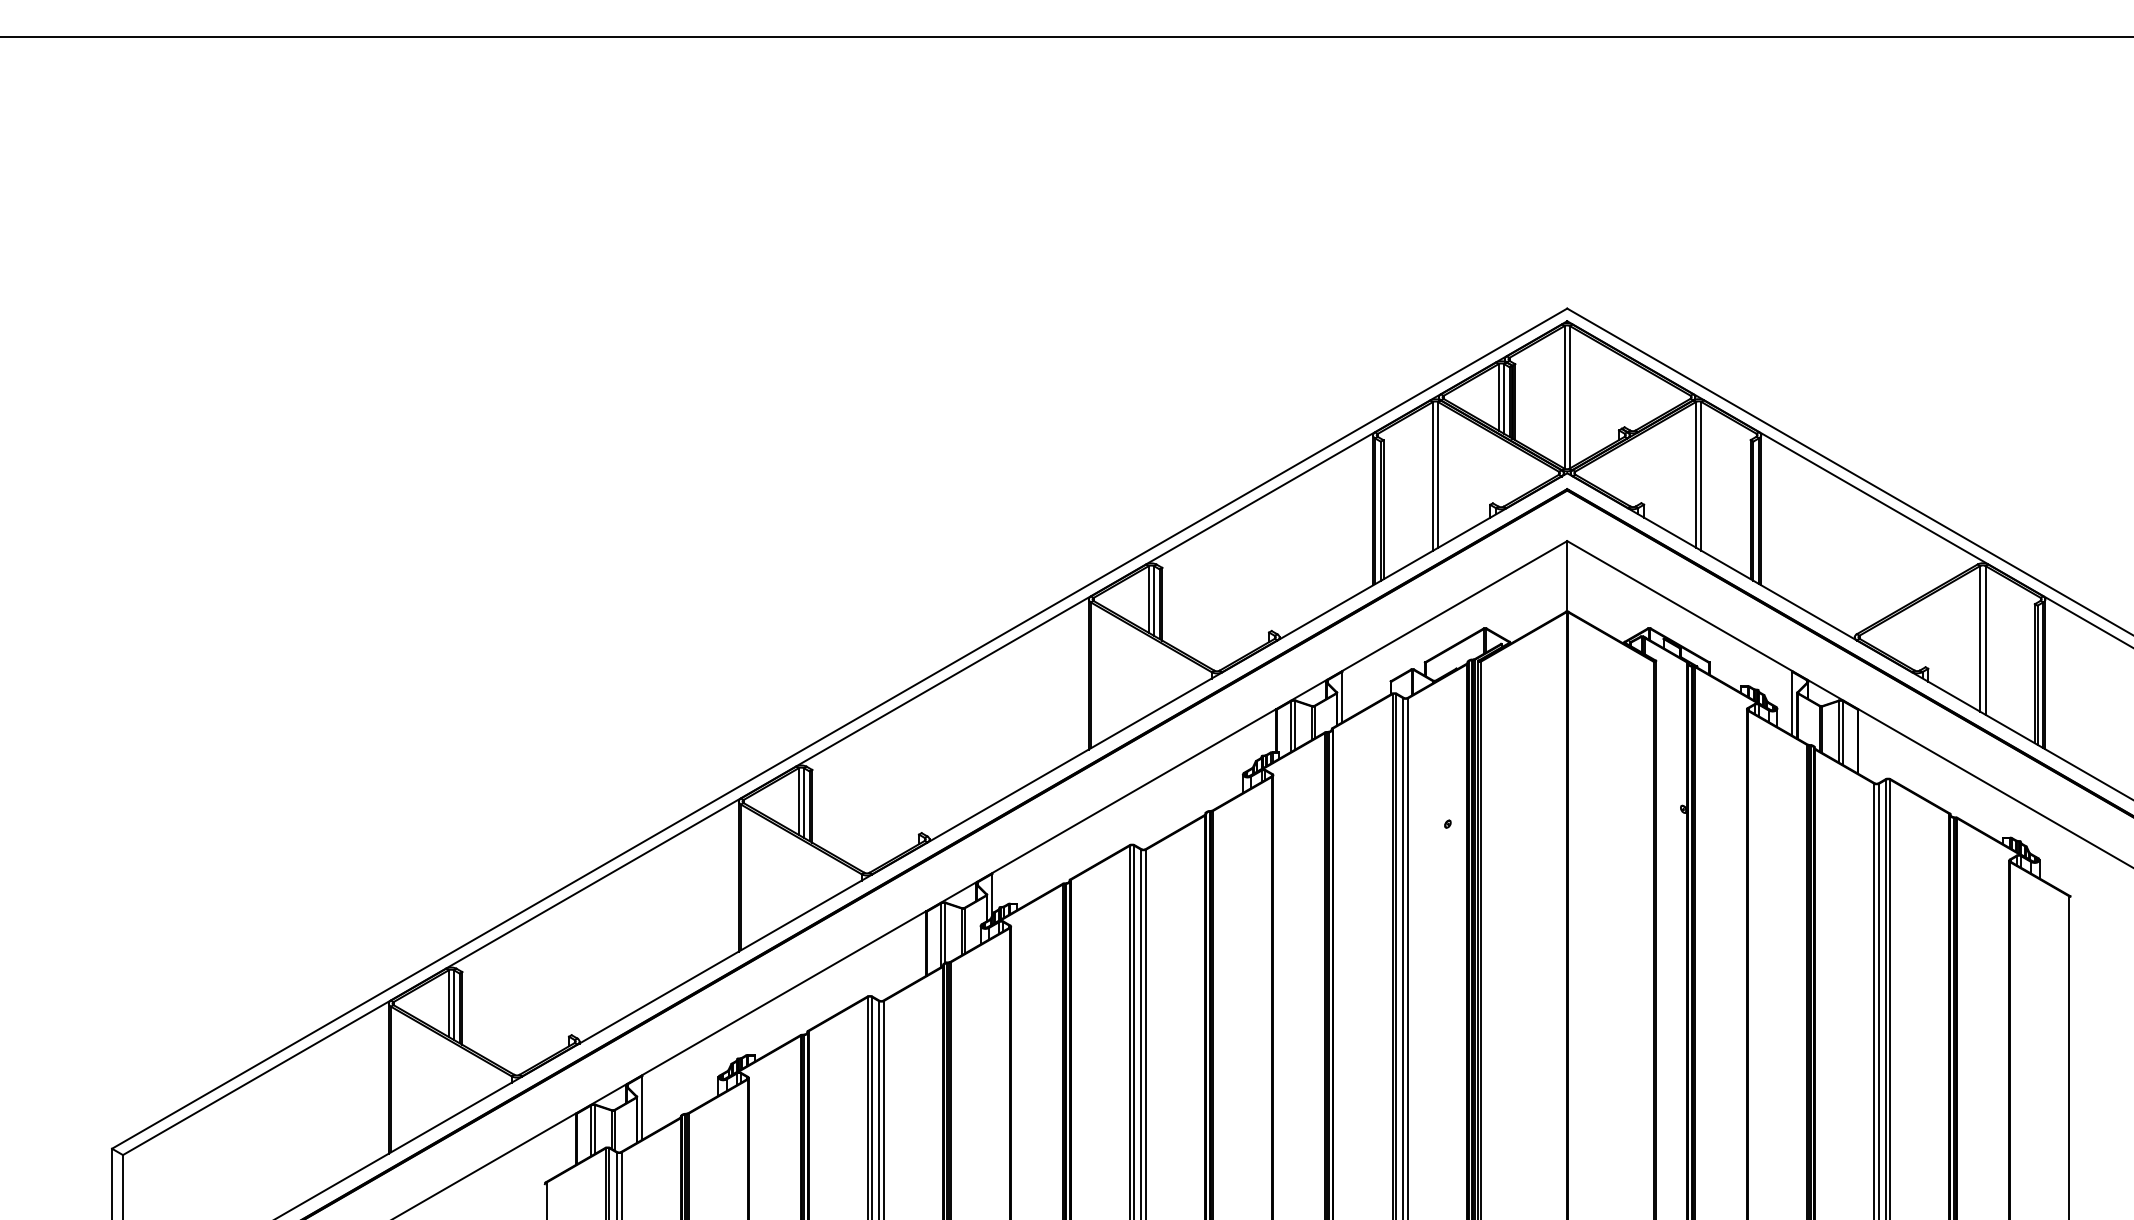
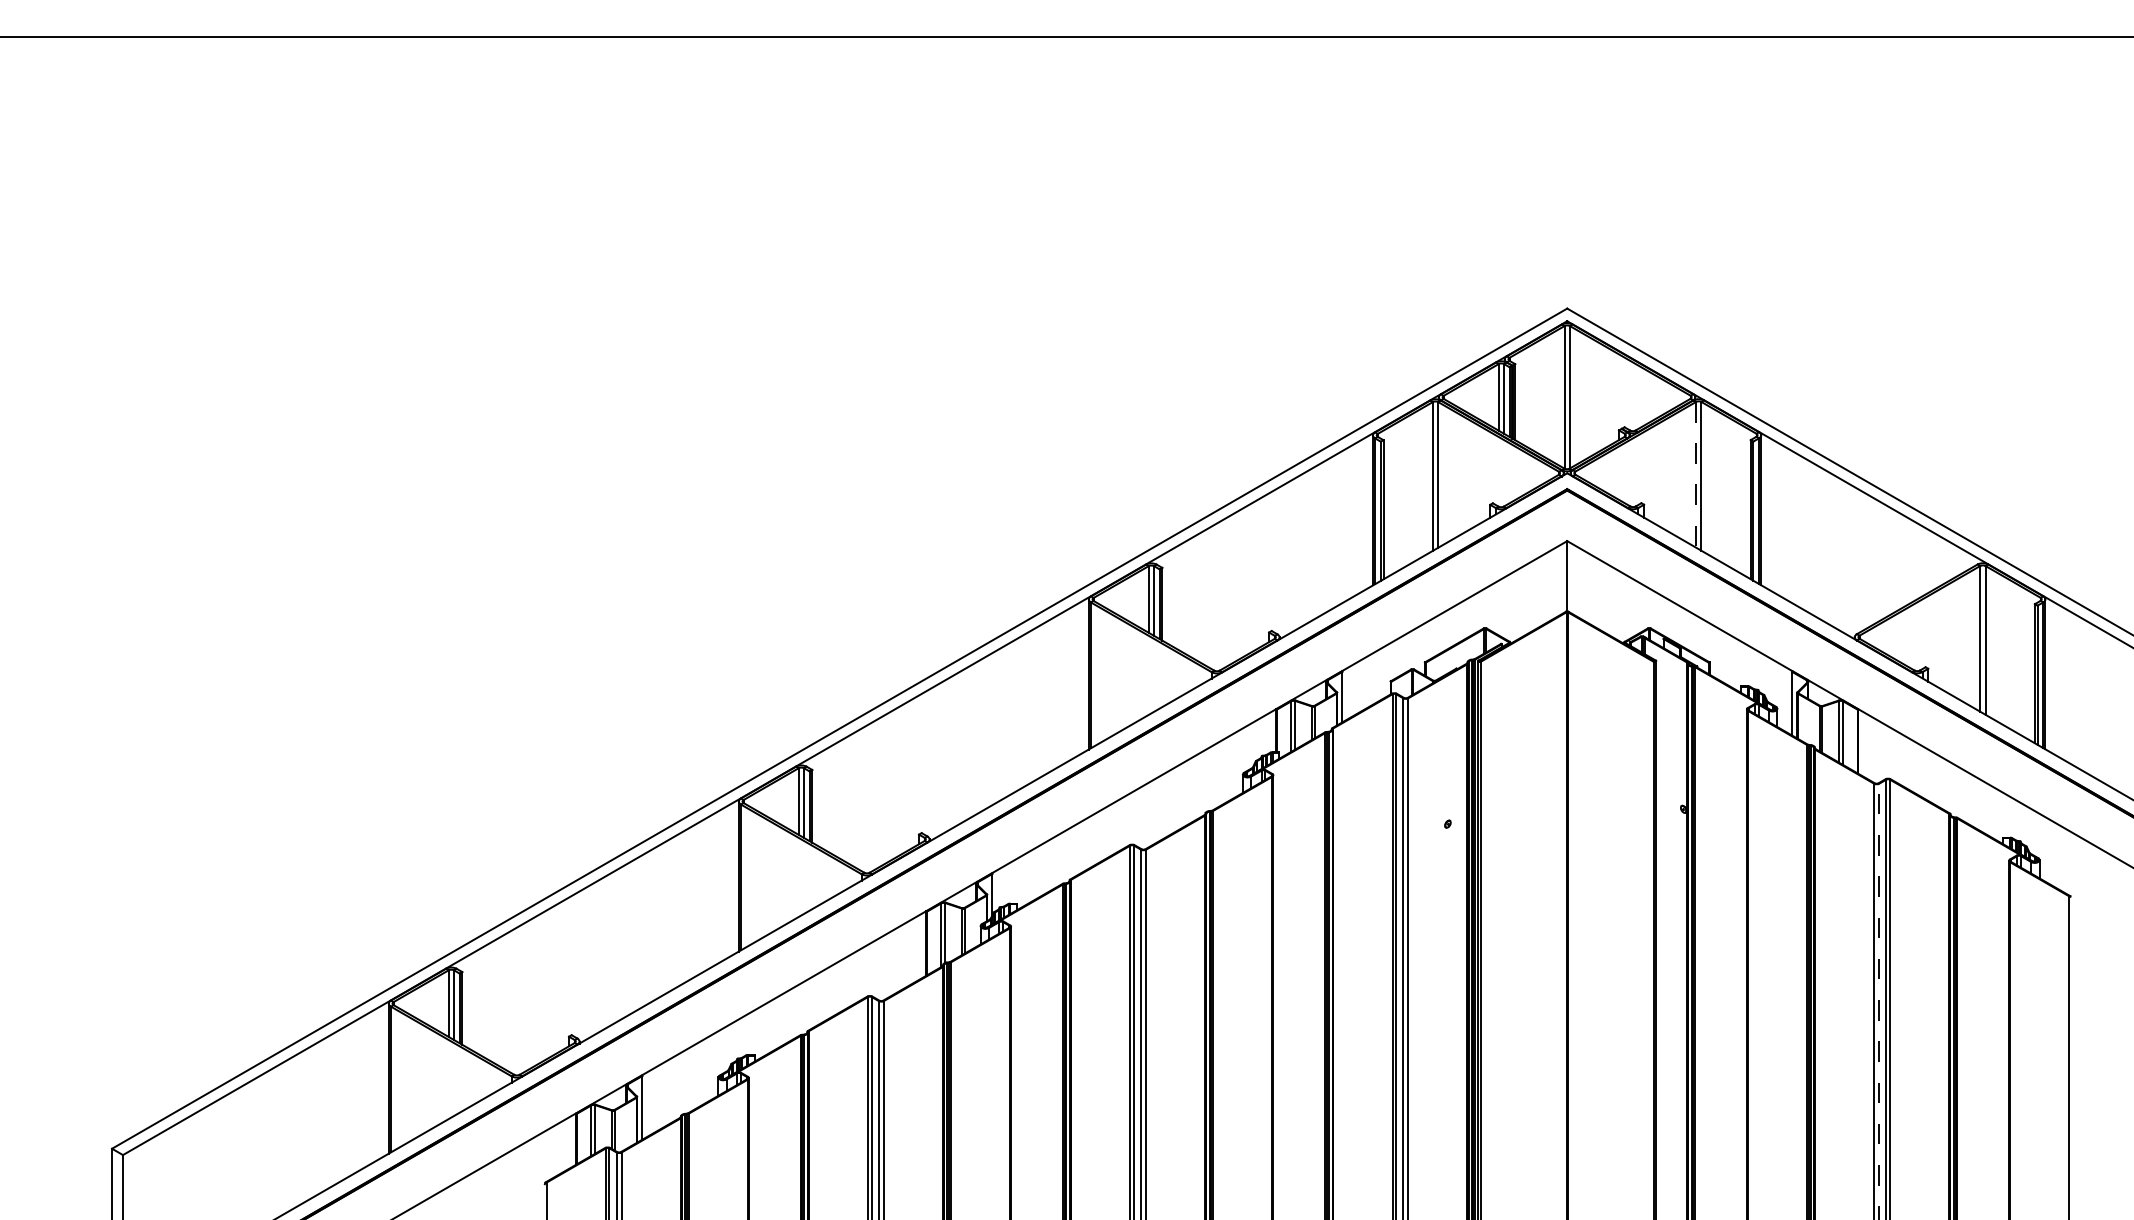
line: solid -> dashed (1696, 474)
line: solid -> dashed (1879, 1001)
